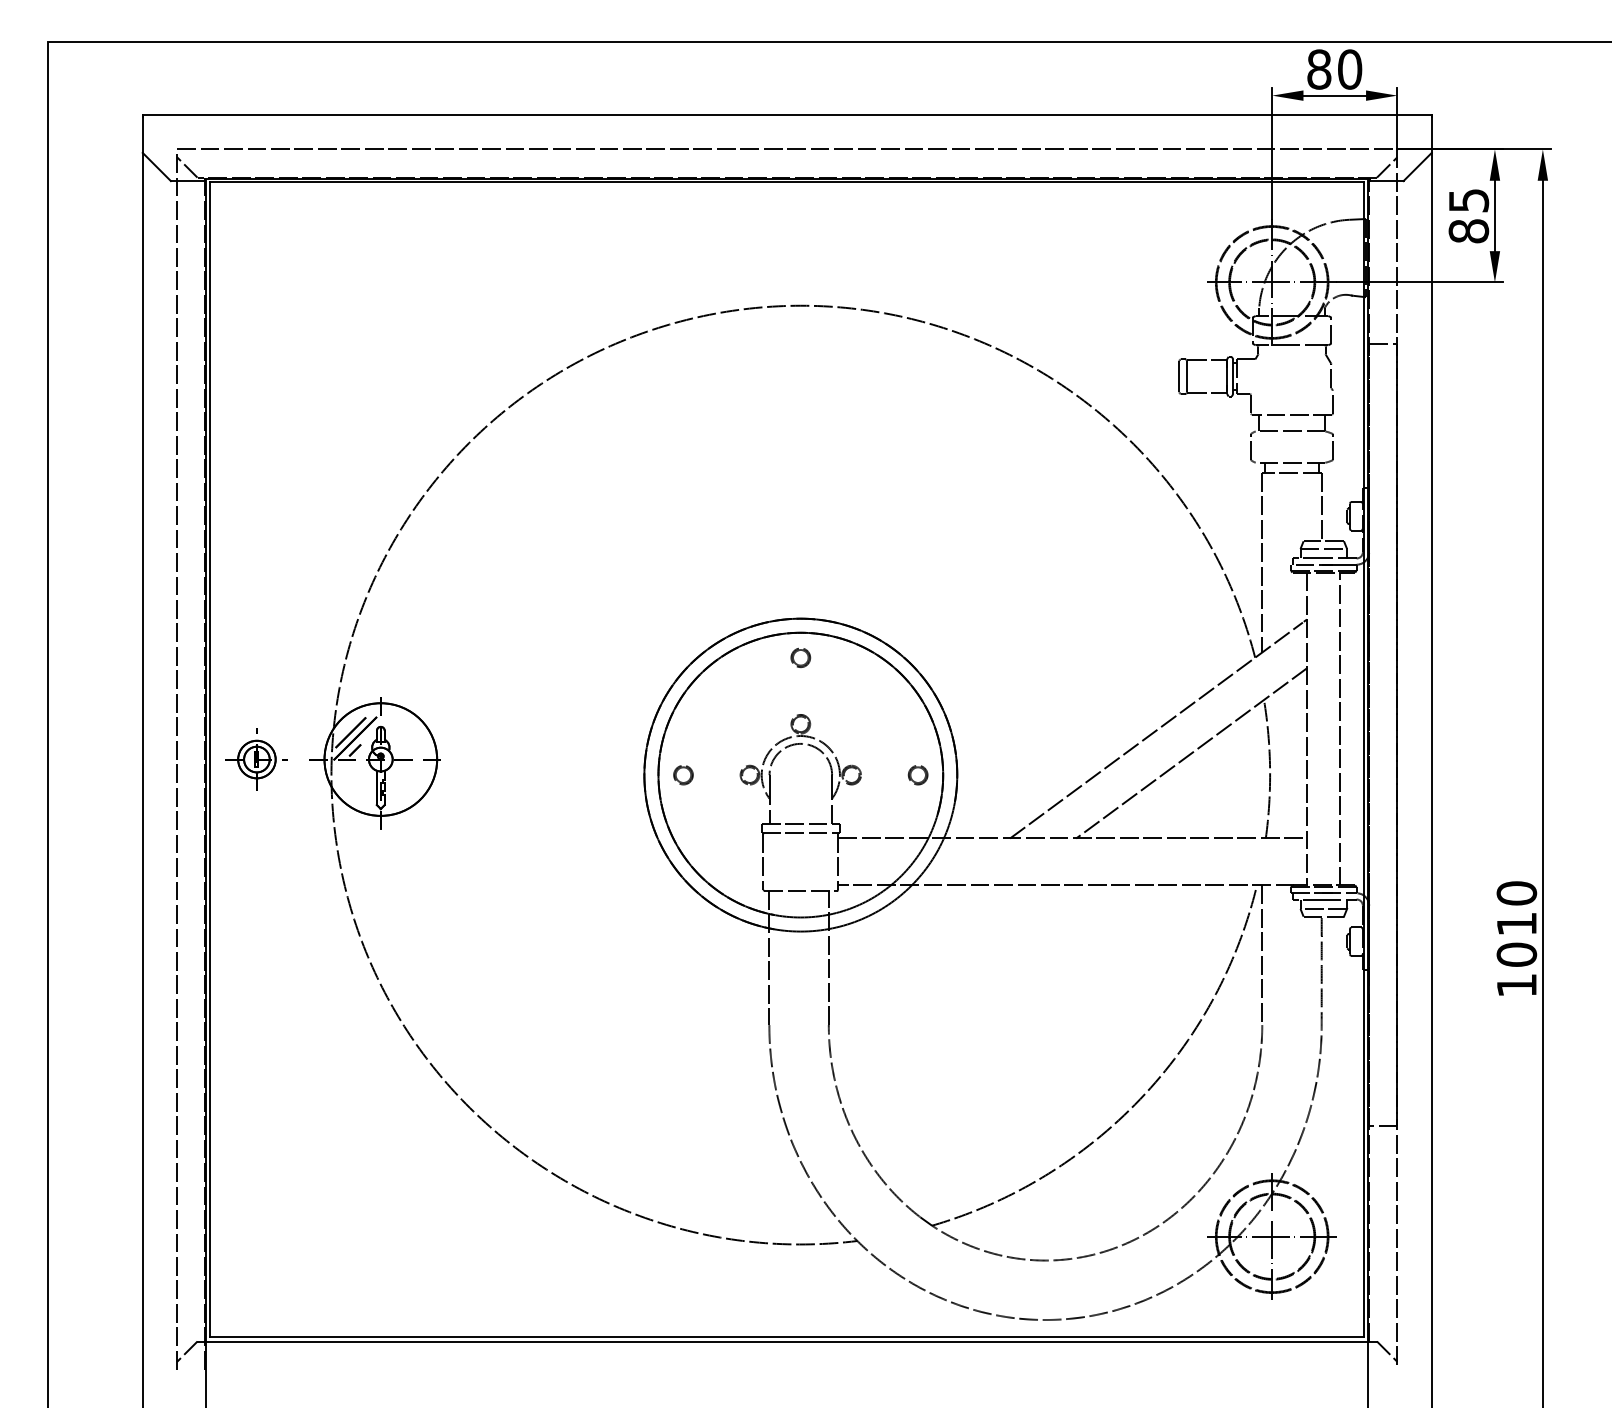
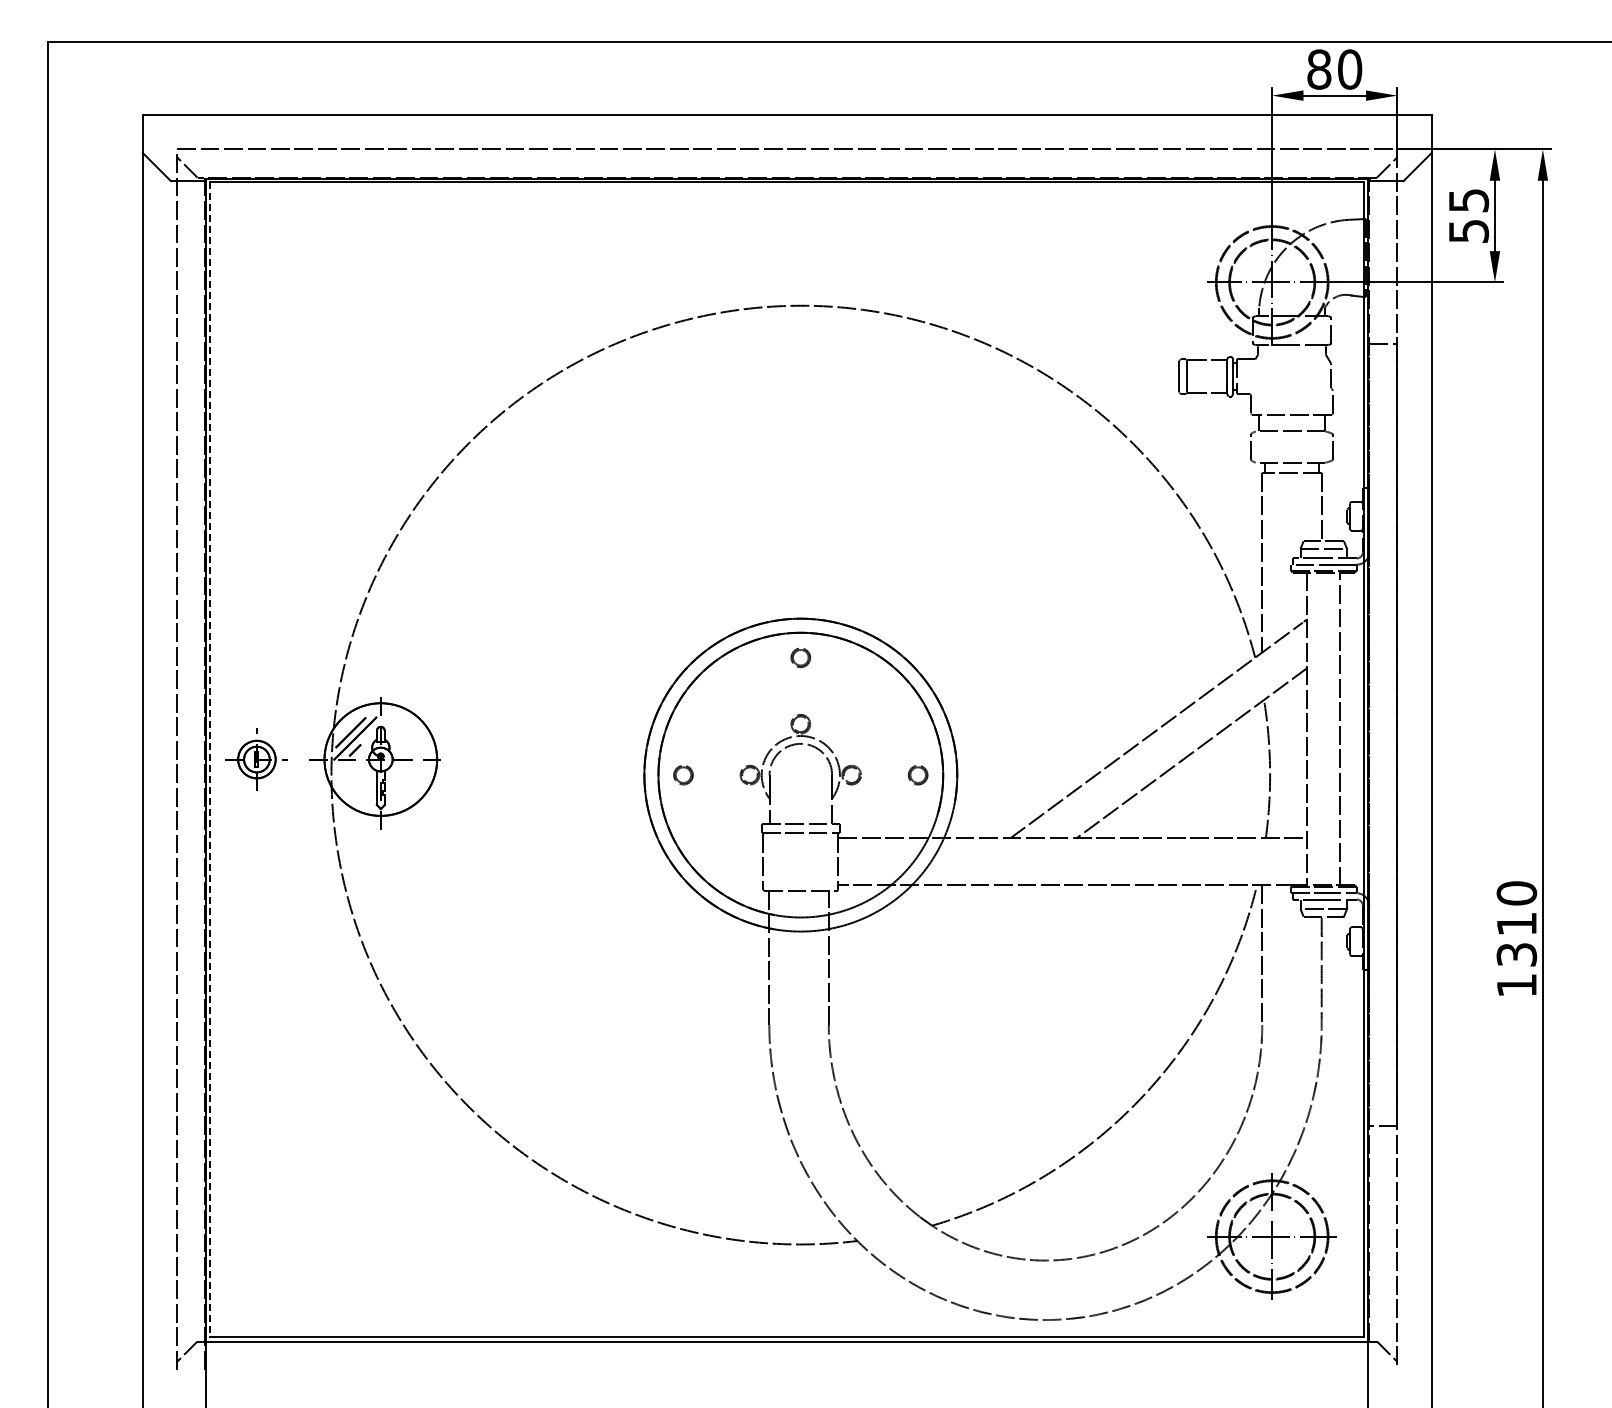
text: 85 -> 55 (1468, 231)
line: solid -> dashed (210, 760)
text: 1010 -> 1310 (1516, 954)
